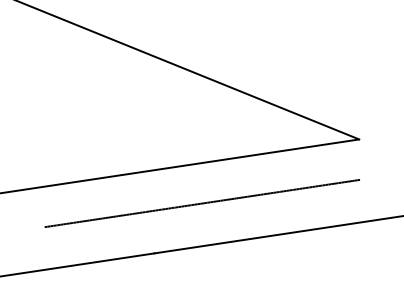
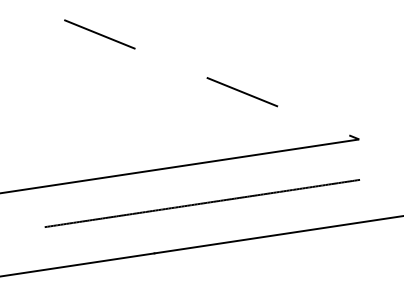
line: solid -> dashed (186, 69)
